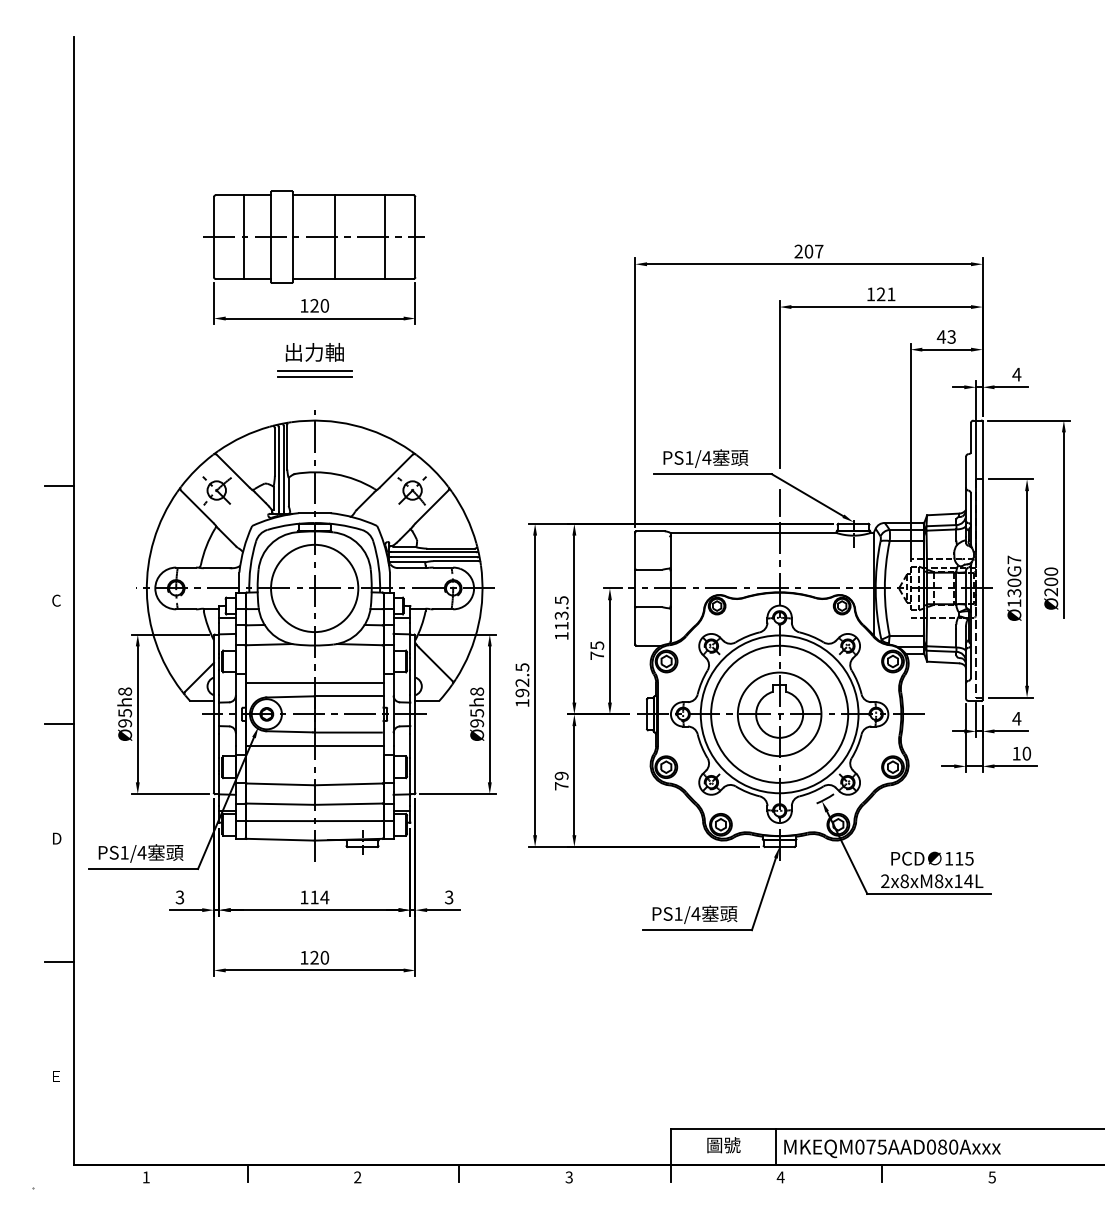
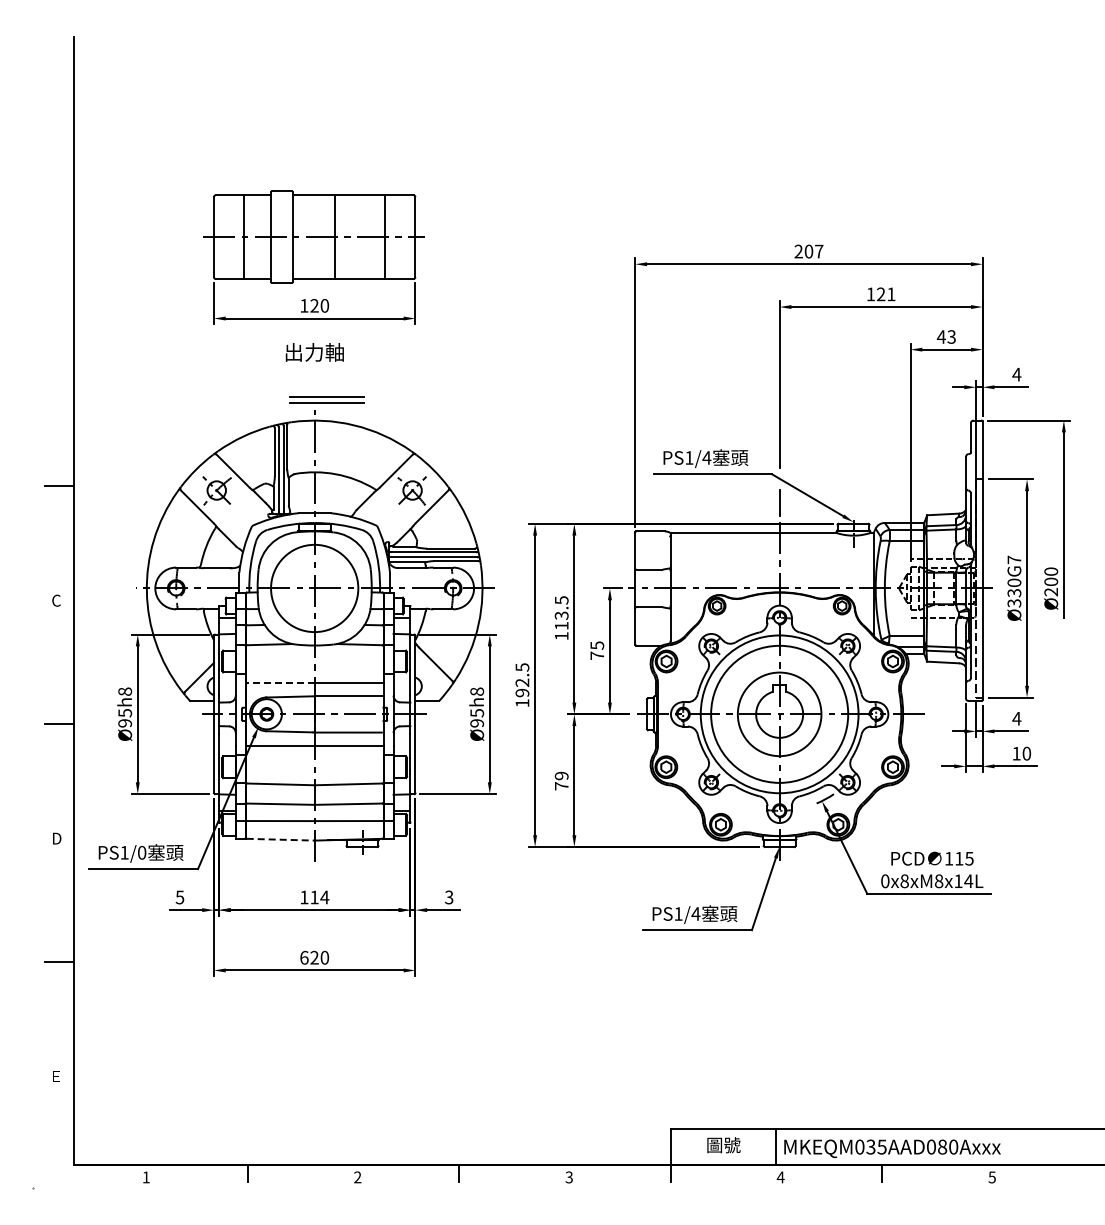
part position: (314, 373) -> (326, 399) (326, 399)
text: Ø130G7 -> Ø330G7 (1014, 603)
line: solid -> dashed (280, 682)
line: solid -> dashed (281, 839)
text: PS1/4 -> PS1/0 (141, 852)
text: 2x8xM8x14L -> 0x8xM8x14L (885, 881)
text: 3 -> 5 (180, 896)
text: 120 -> 620 (304, 957)
text: MKEQM075AAD080Axxx -> MKEQM035AAD080Axxx (870, 1146)
